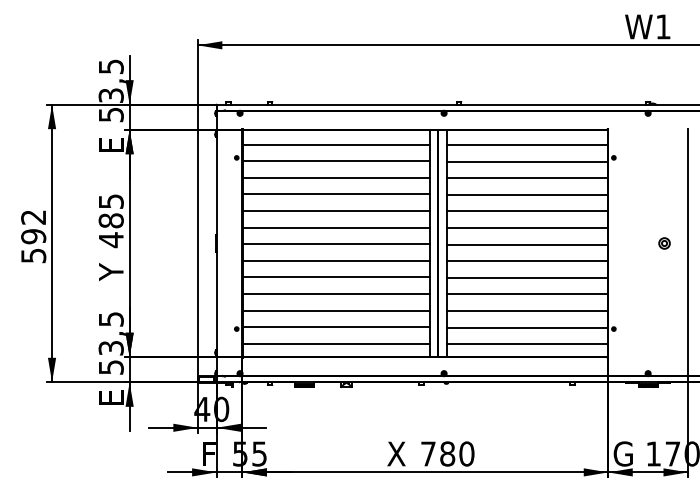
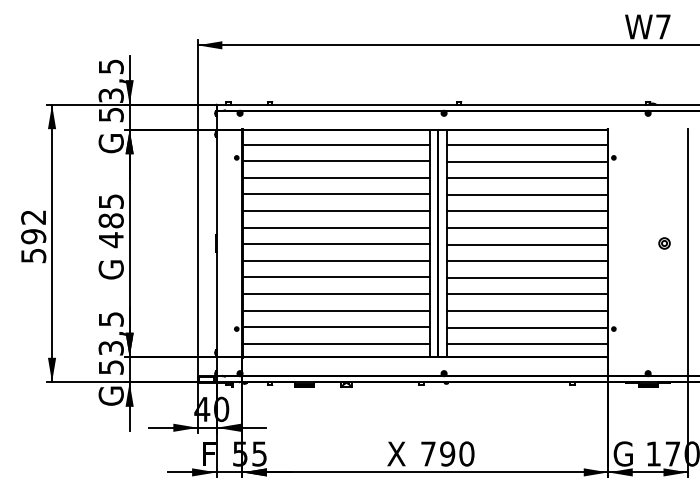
text: W1 -> W7 (663, 26)
text: E -> G (110, 143)
text: Y -> G (110, 270)
text: E -> G (110, 395)
text: 780 -> 790 (447, 453)
